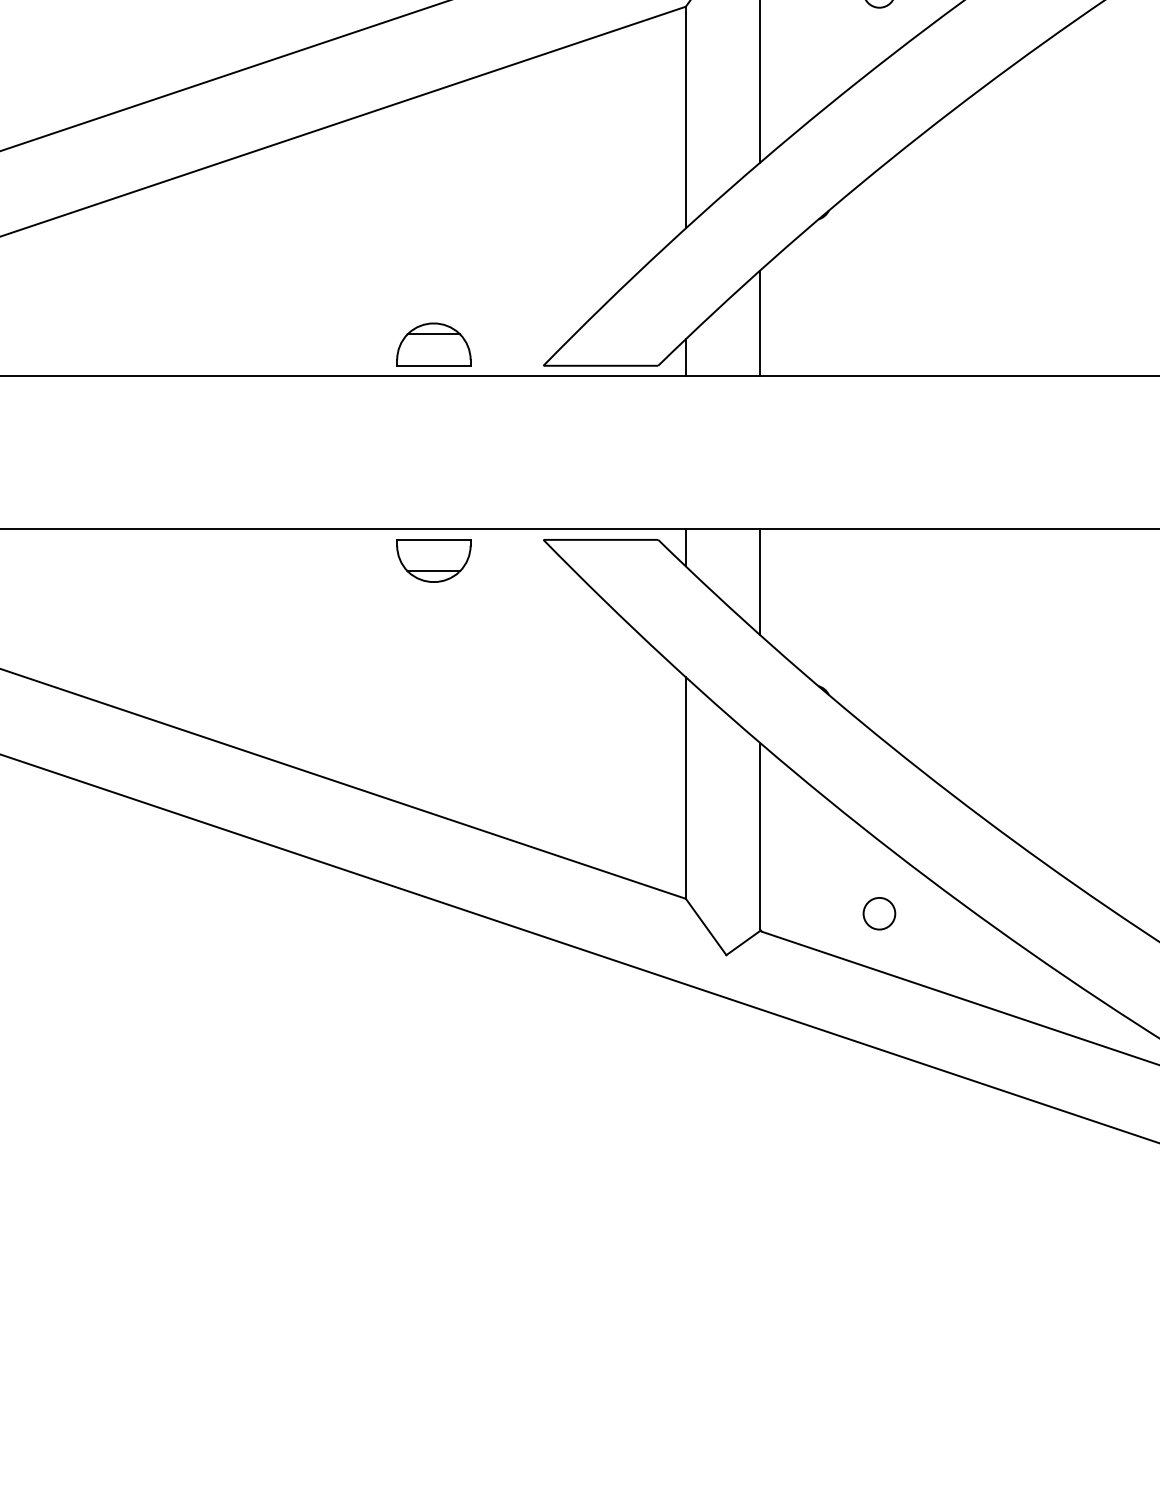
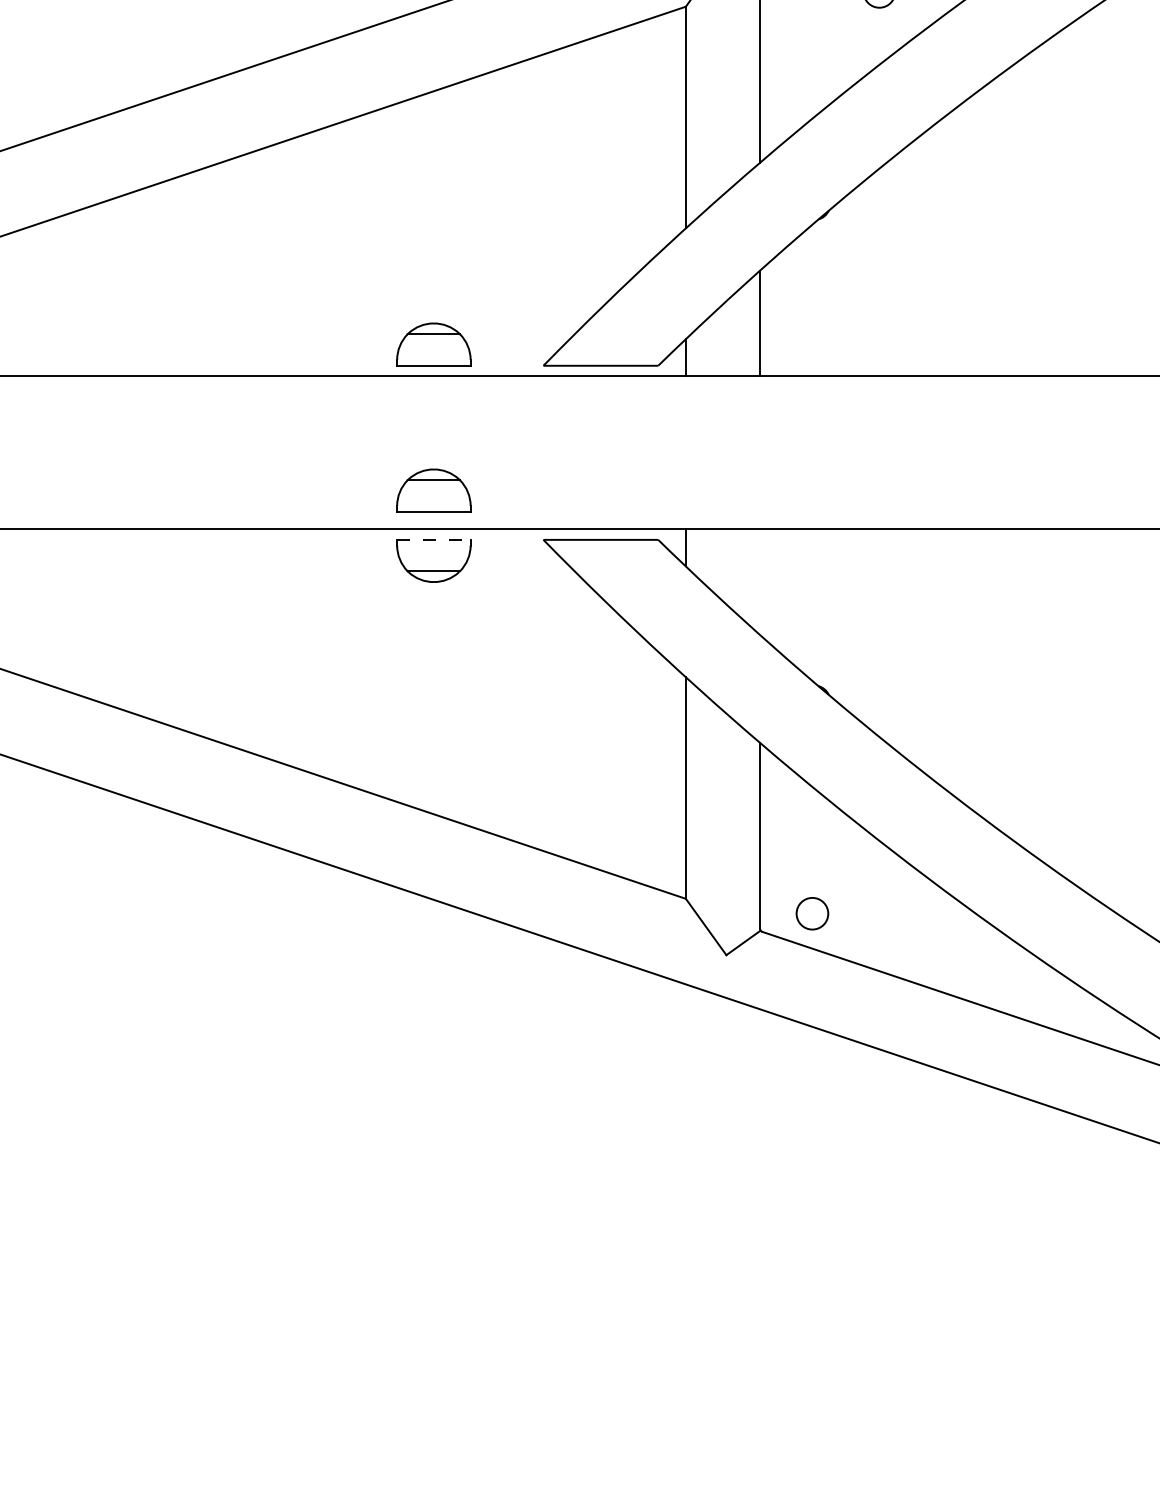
part: none -> present (433, 490)
line: solid -> dashed (433, 539)
line: present -> none (759, 581)
circle position: (879, 913) -> (812, 913) (812, 913)
